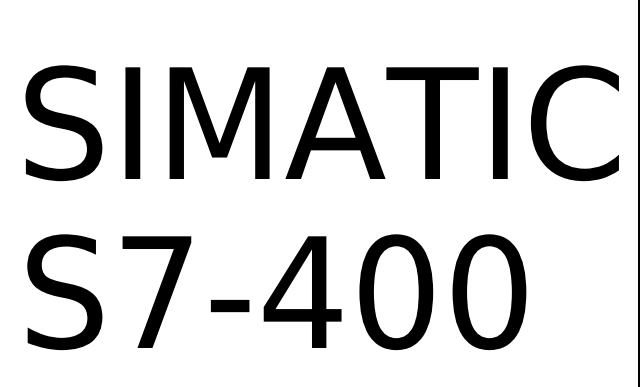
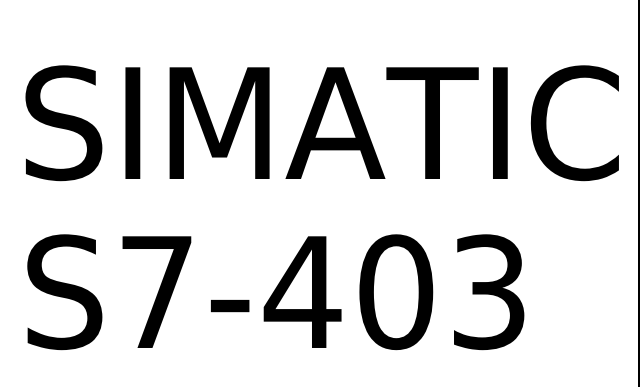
text: S7-400 -> S7-403 (489, 292)
